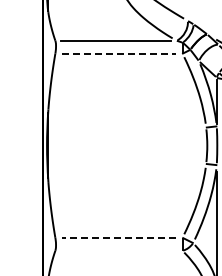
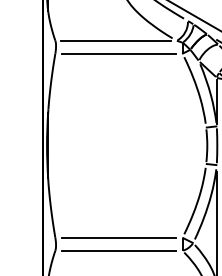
line: none -> present (194, 15)
line: dashed -> solid (119, 53)
line: dashed -> solid (118, 237)
line: none -> present (118, 250)
